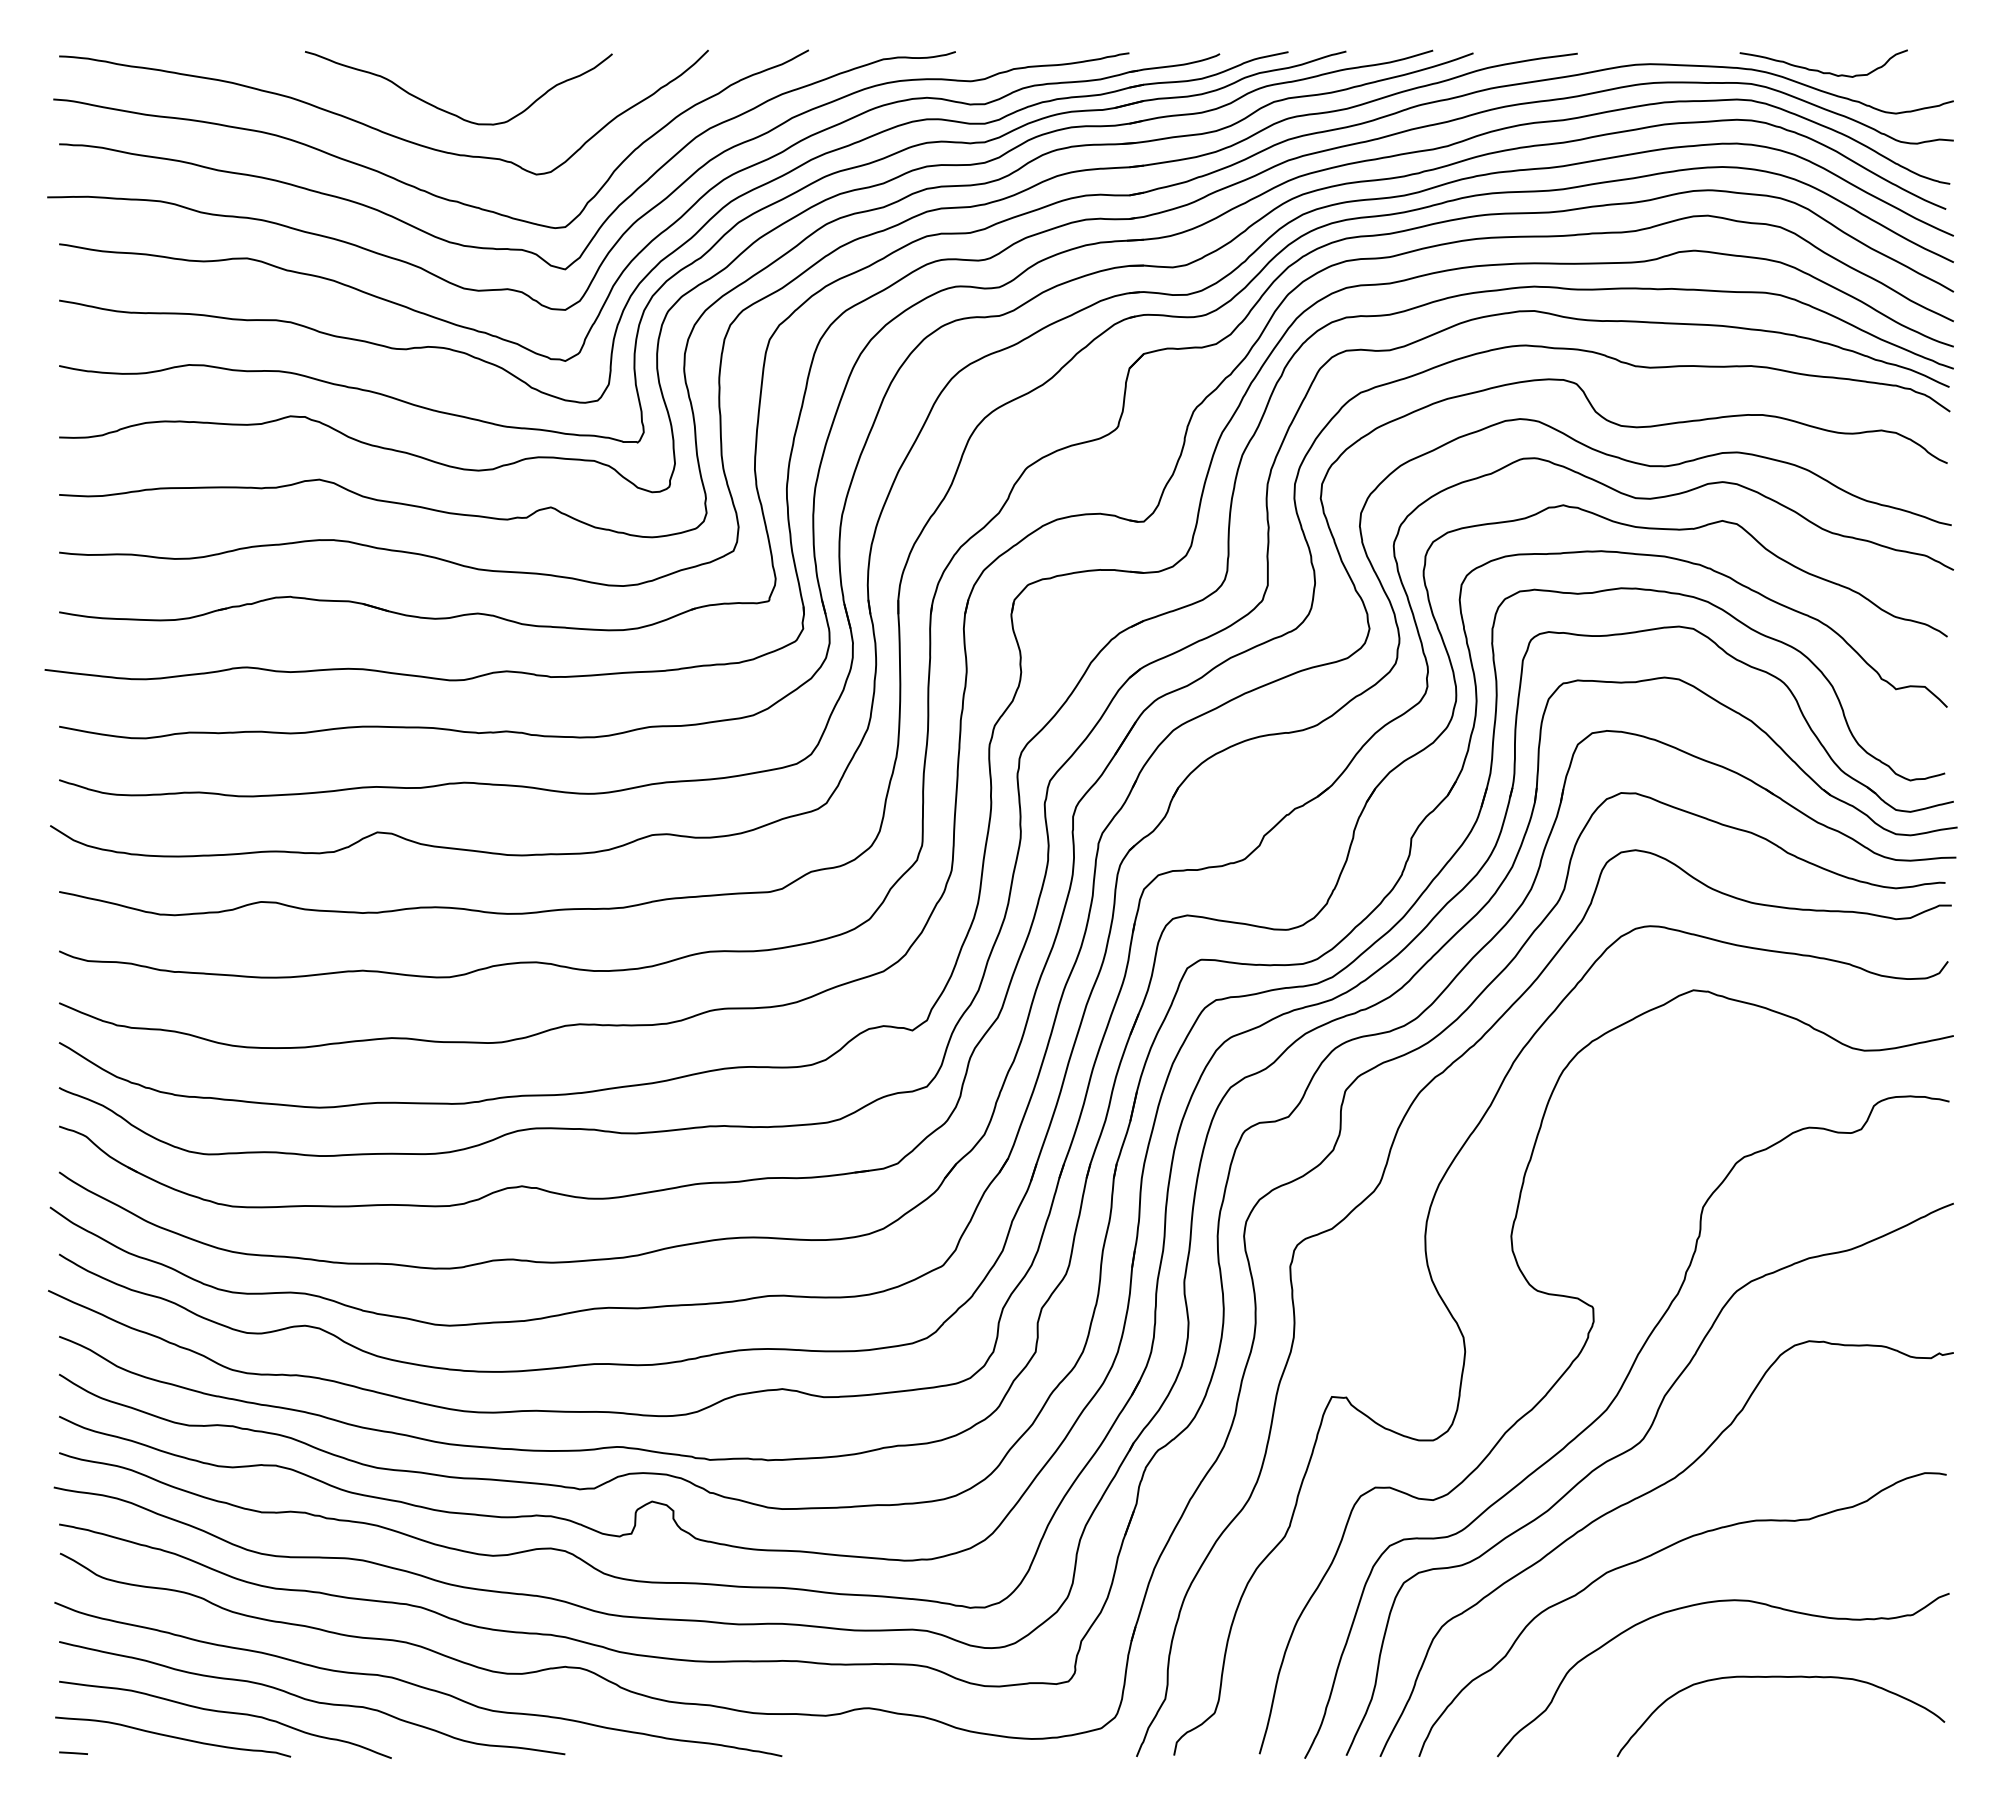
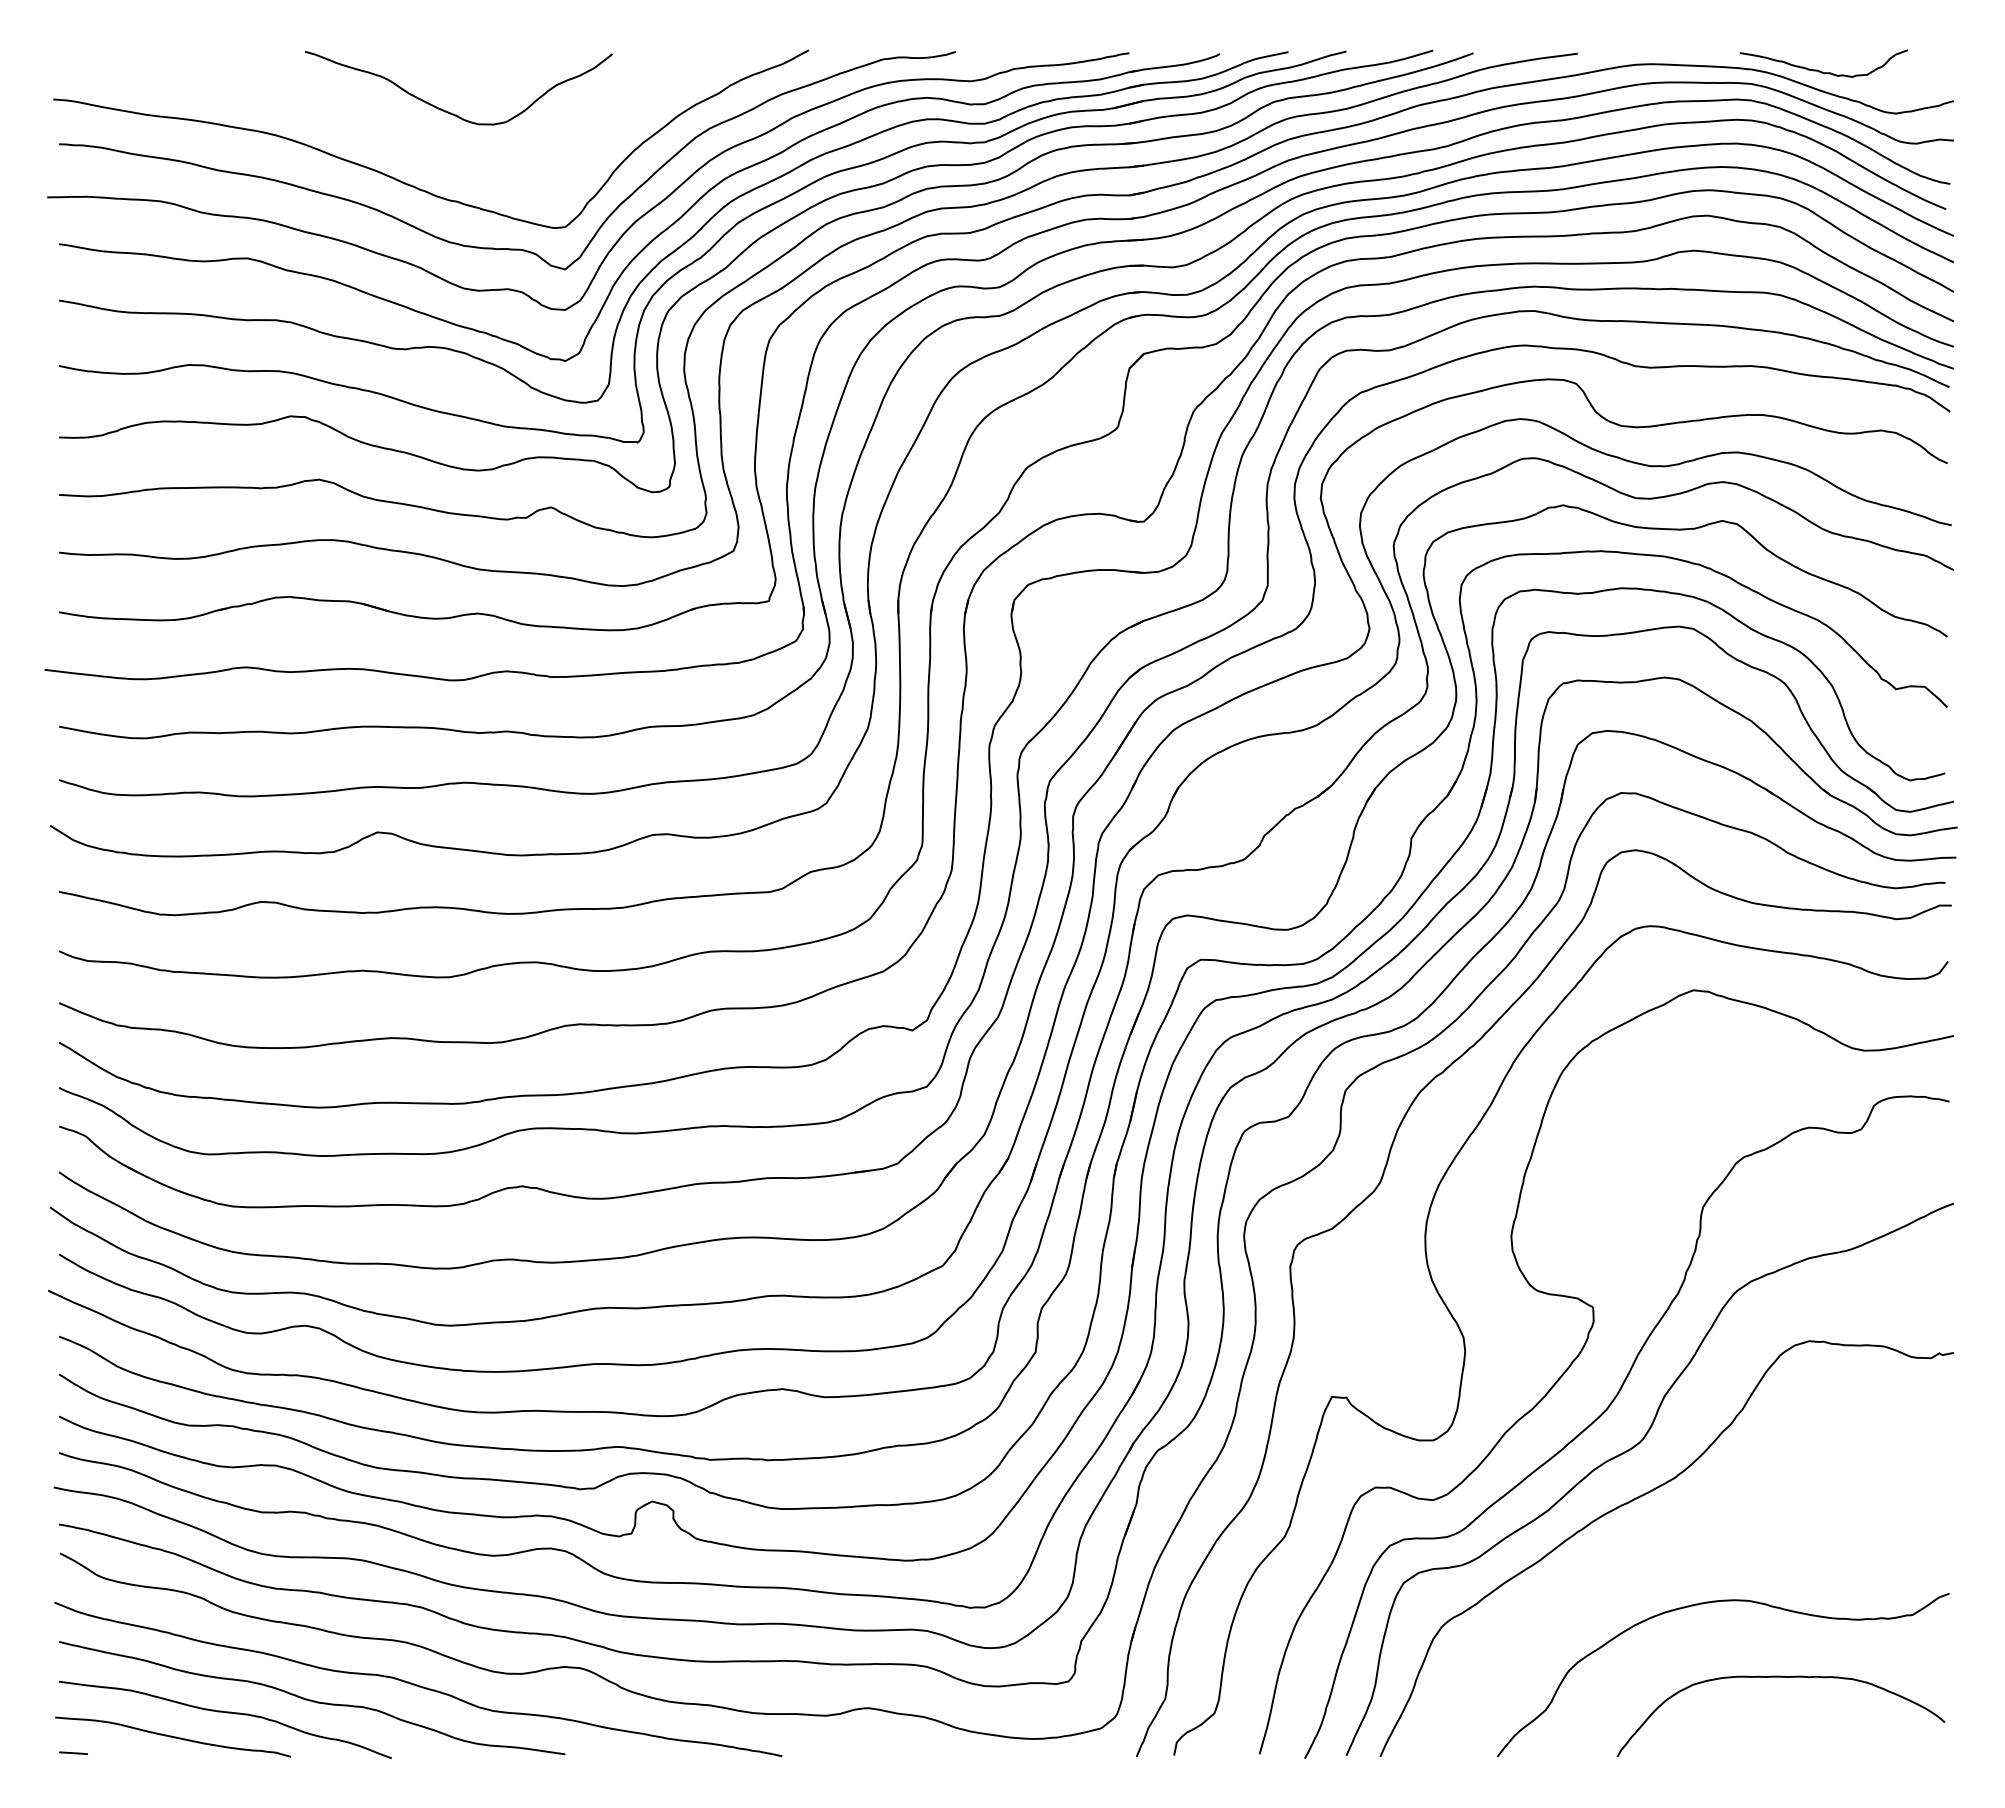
curve: present -> none (377, 128)
curve: present -> none (1653, 1555)
